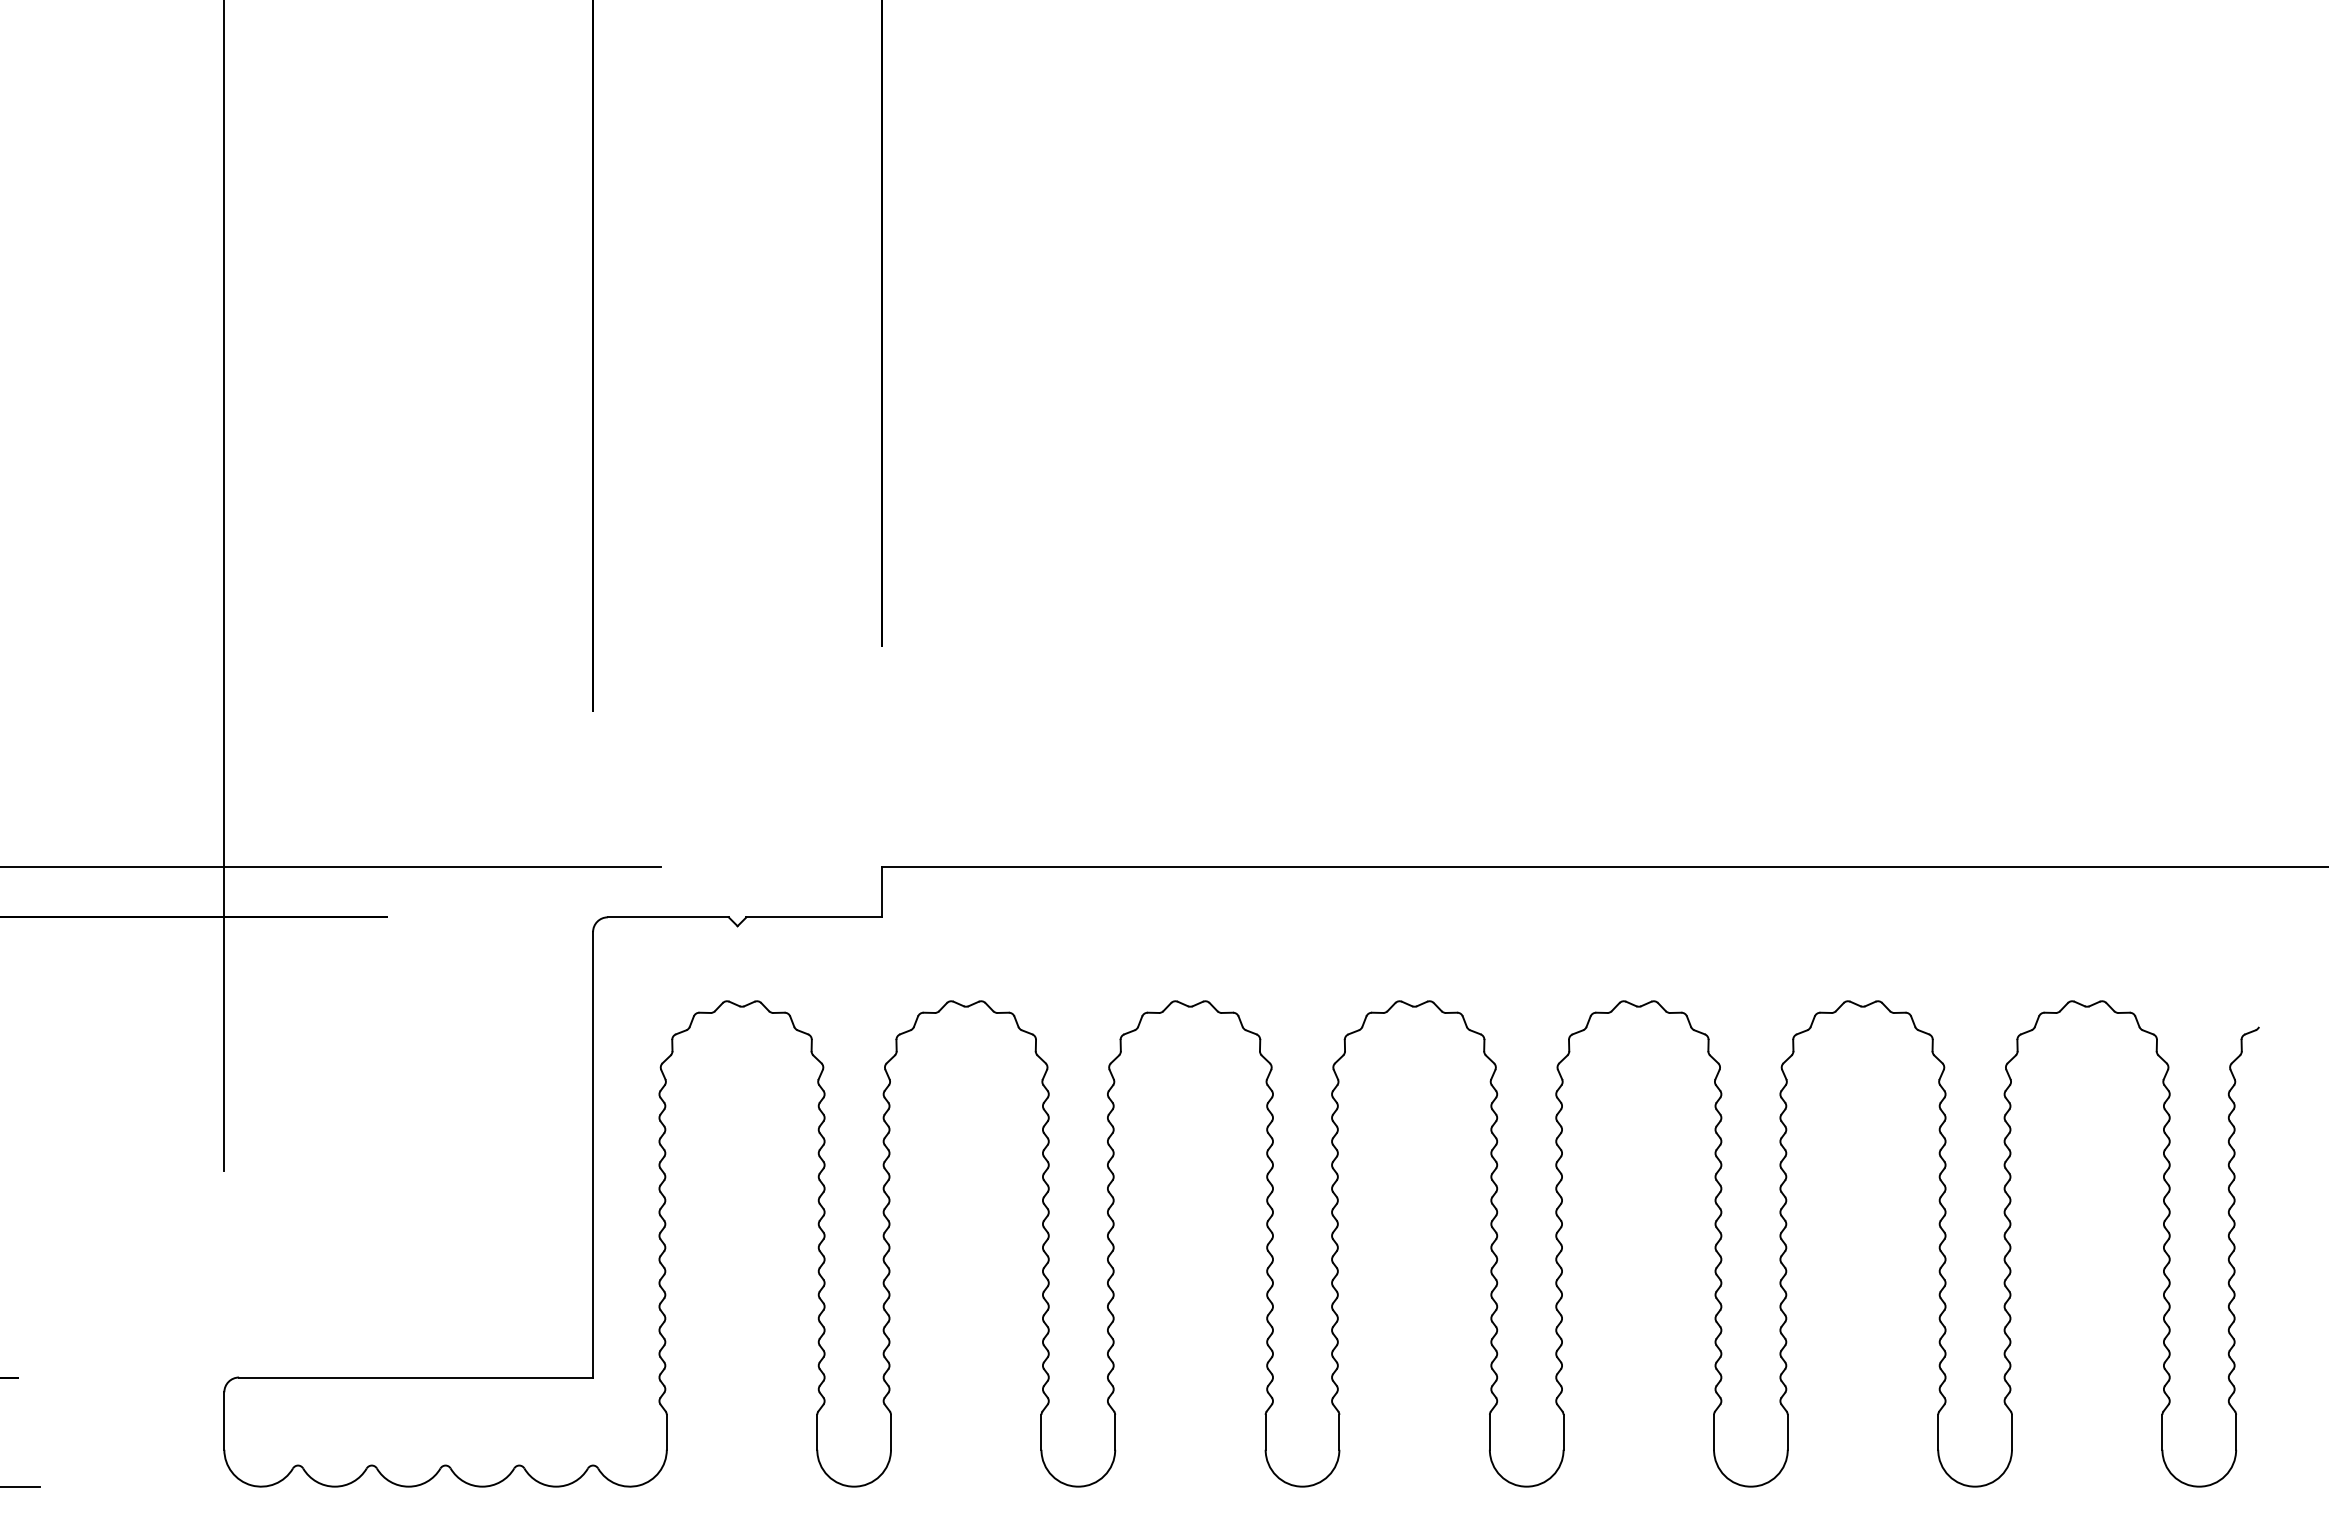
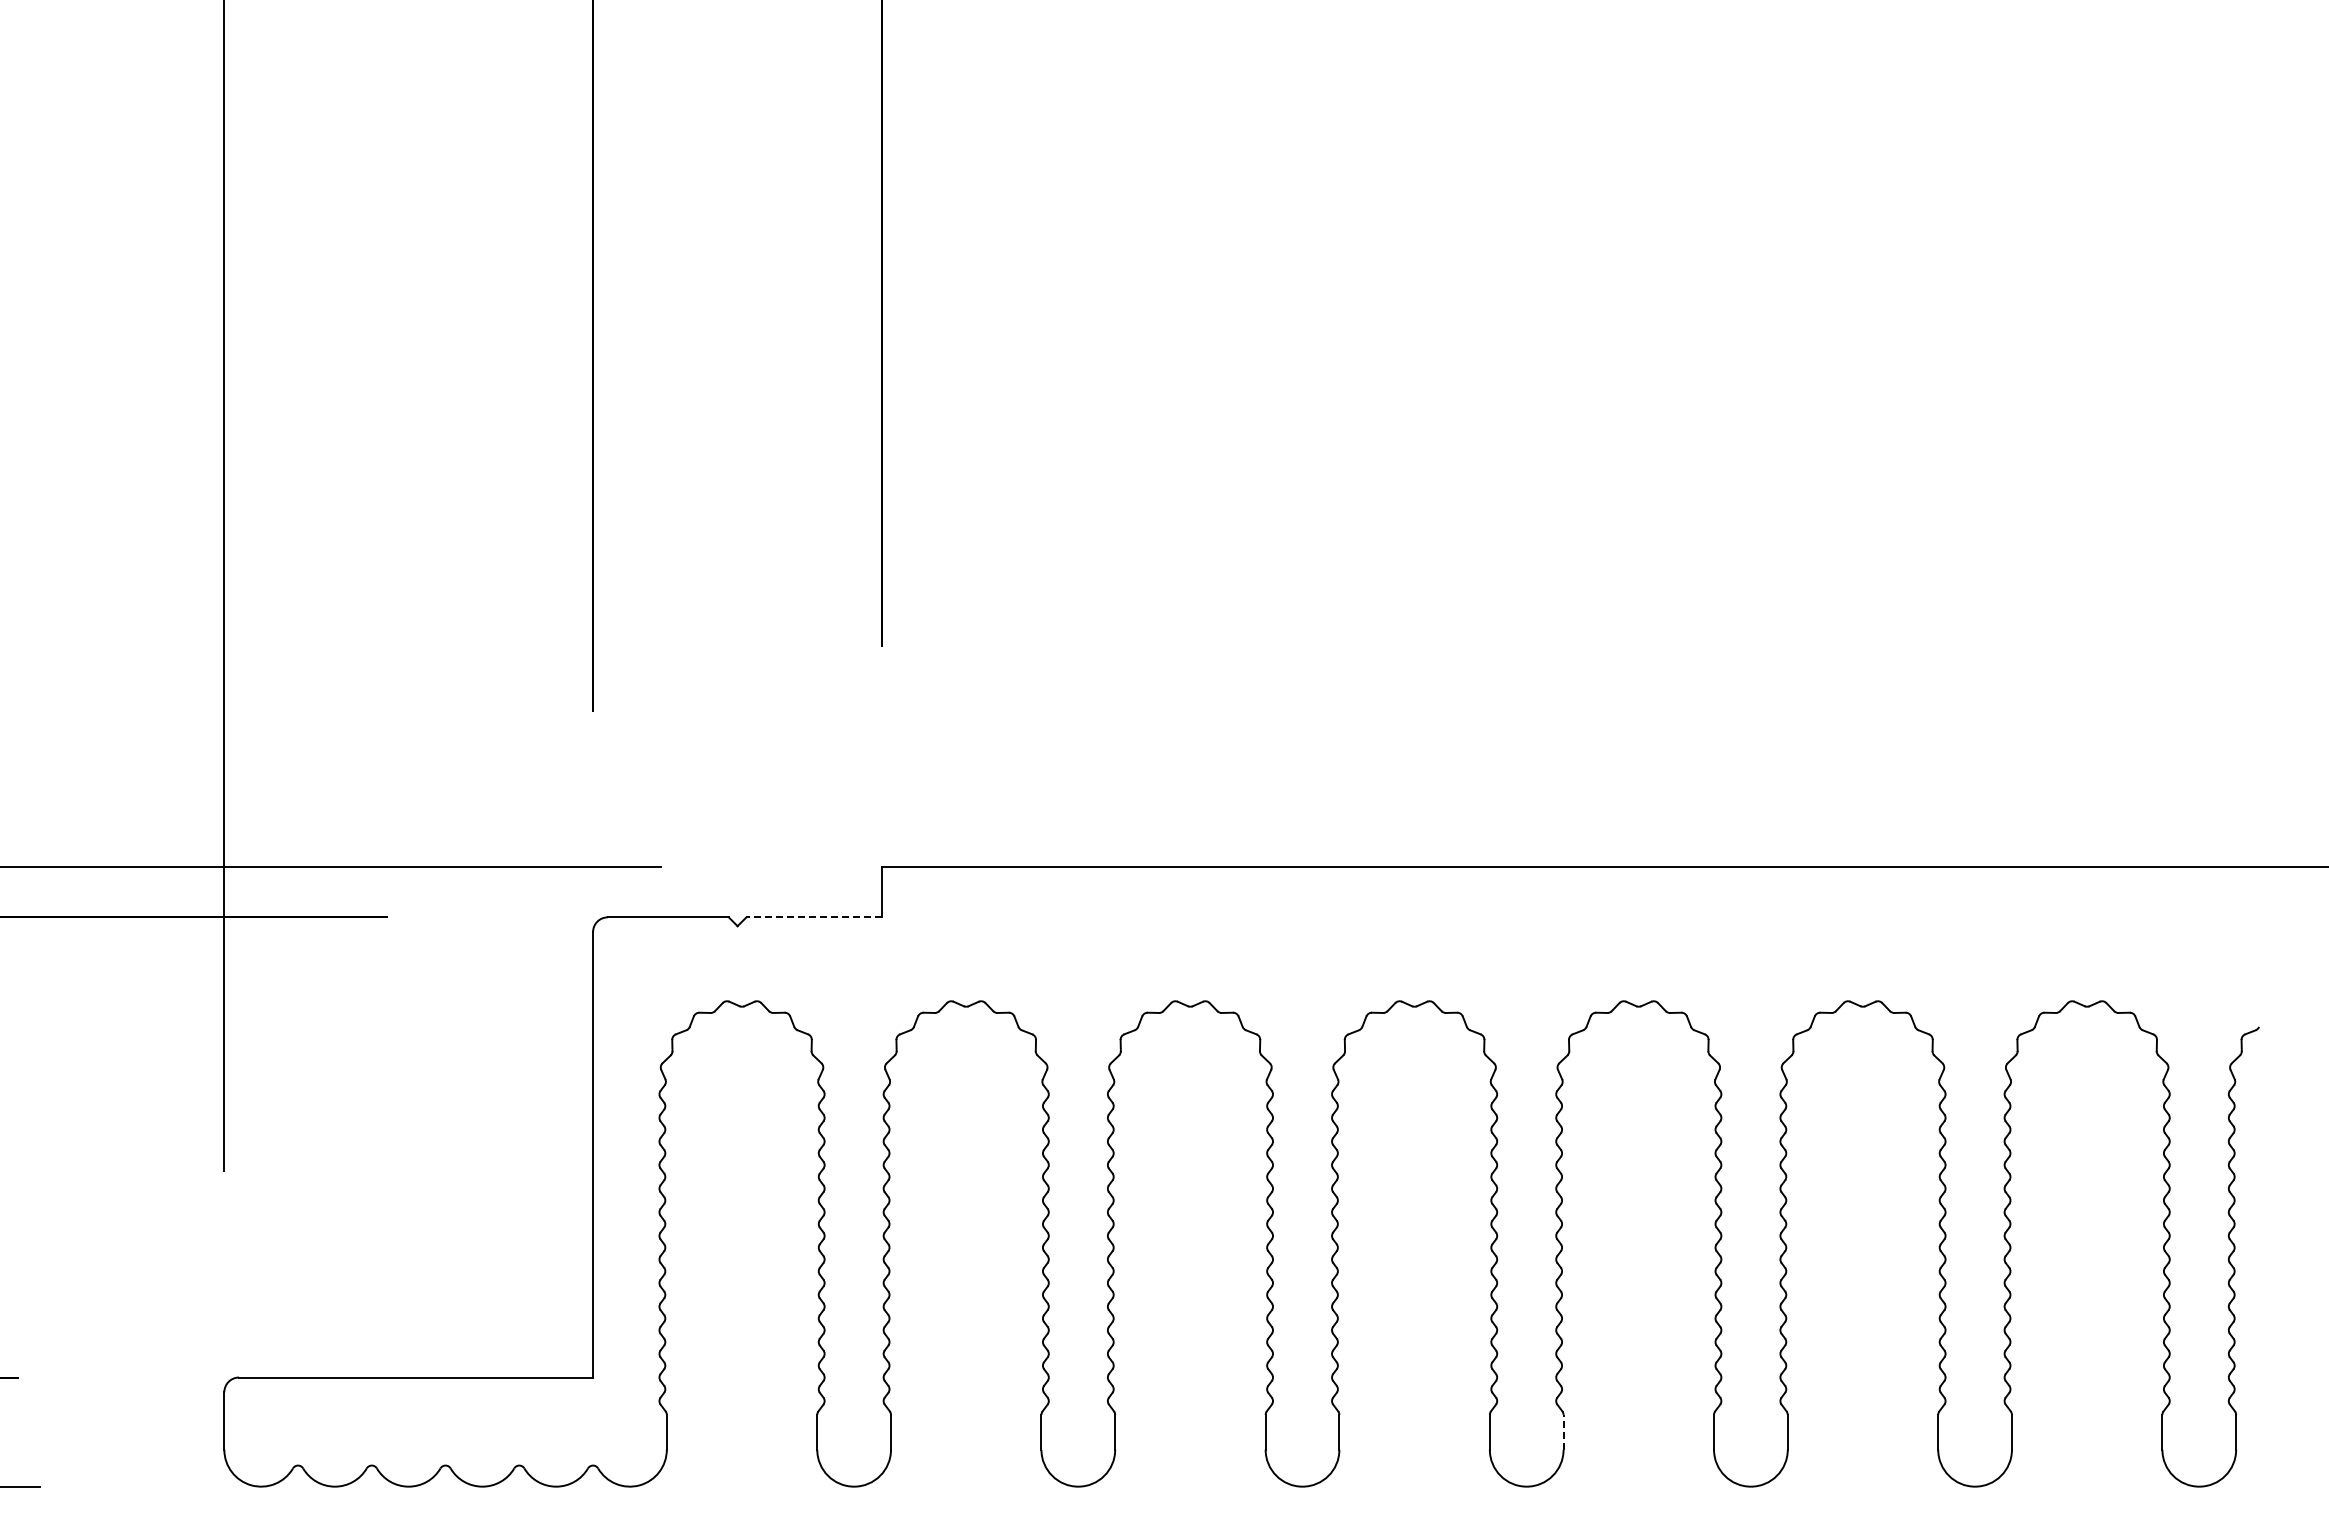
line: solid -> dashed (814, 917)
line: solid -> dashed (1563, 1431)
